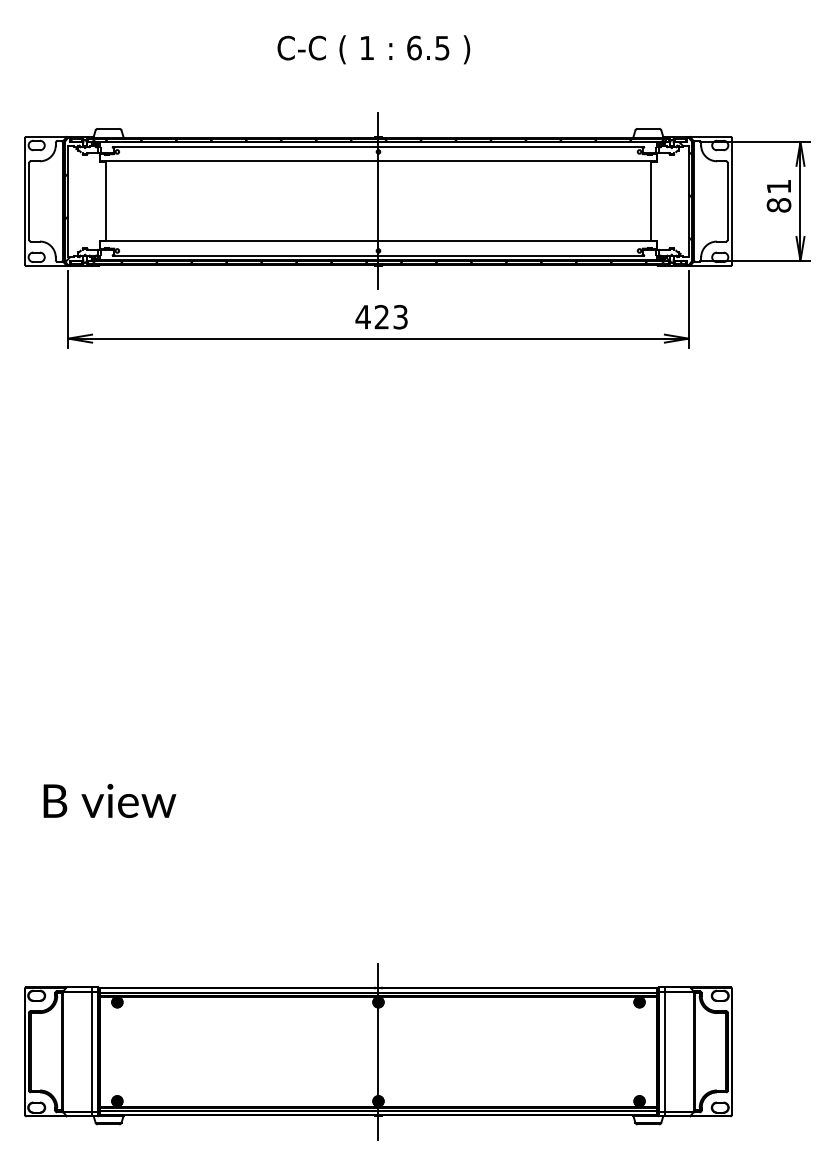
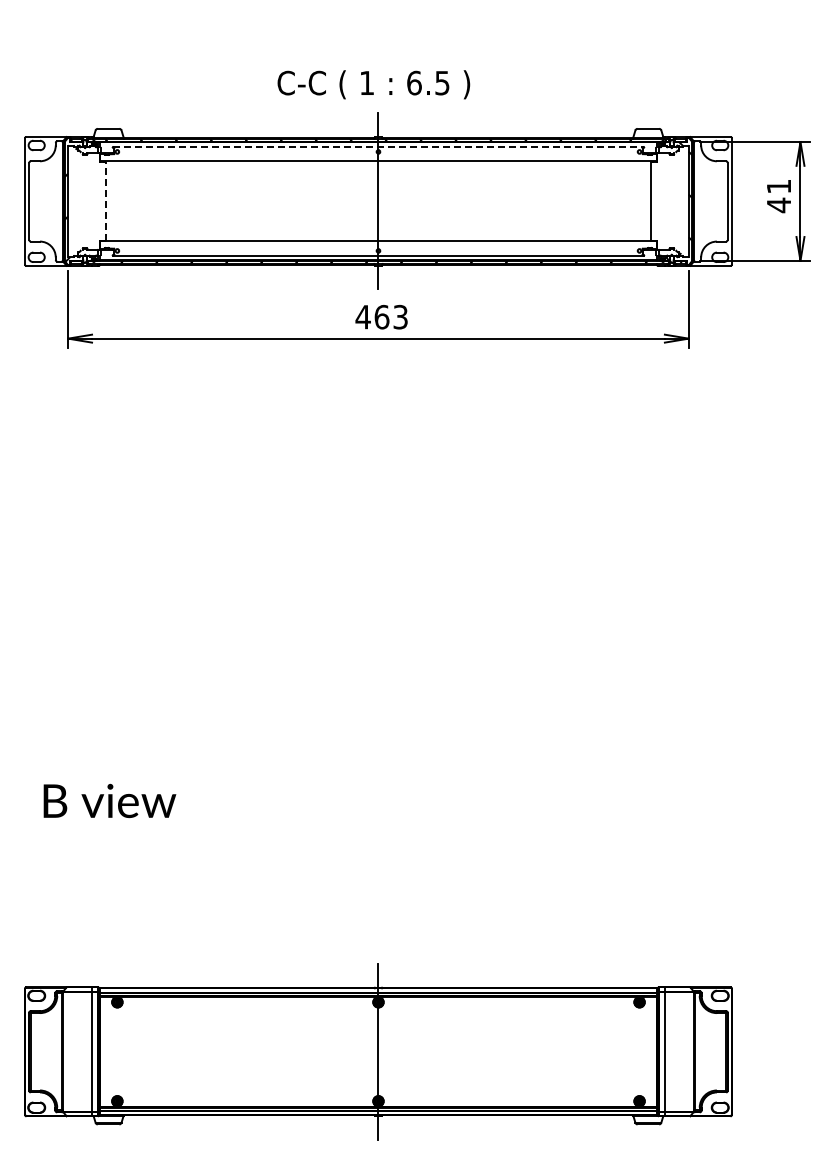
text position: (373, 49) -> (373, 84) (373, 84)
line: solid -> dashed (378, 147)
line: solid -> dashed (105, 200)
text: 81 -> 41 (778, 205)
text: 423 -> 463 (381, 316)
